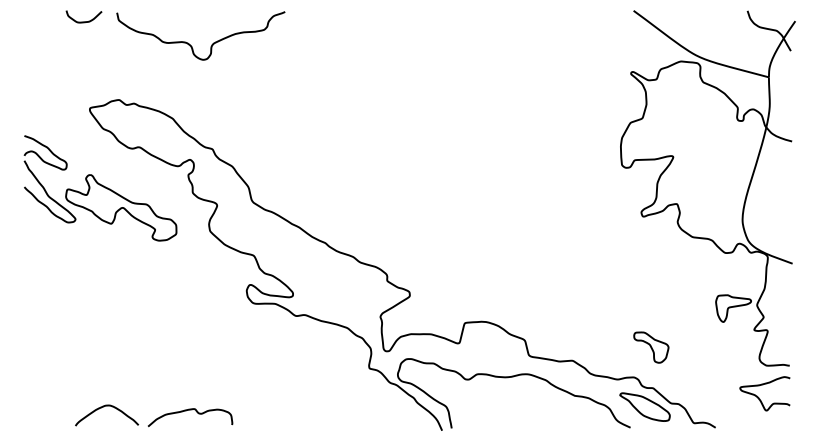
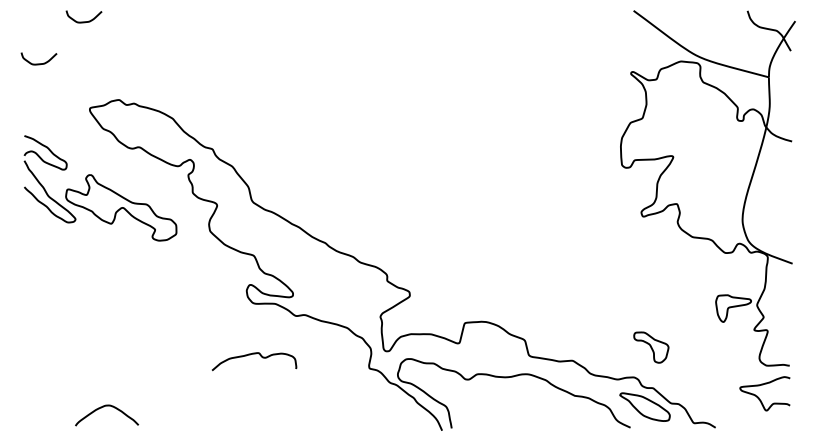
curve: present -> none (190, 44)
curve: none -> present (38, 63)
curve position: (190, 410) -> (254, 354) (254, 354)
